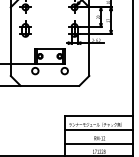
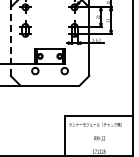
line: solid -> dashed (10, 41)
line: present -> none (98, 130)
line: present -> none (98, 143)
